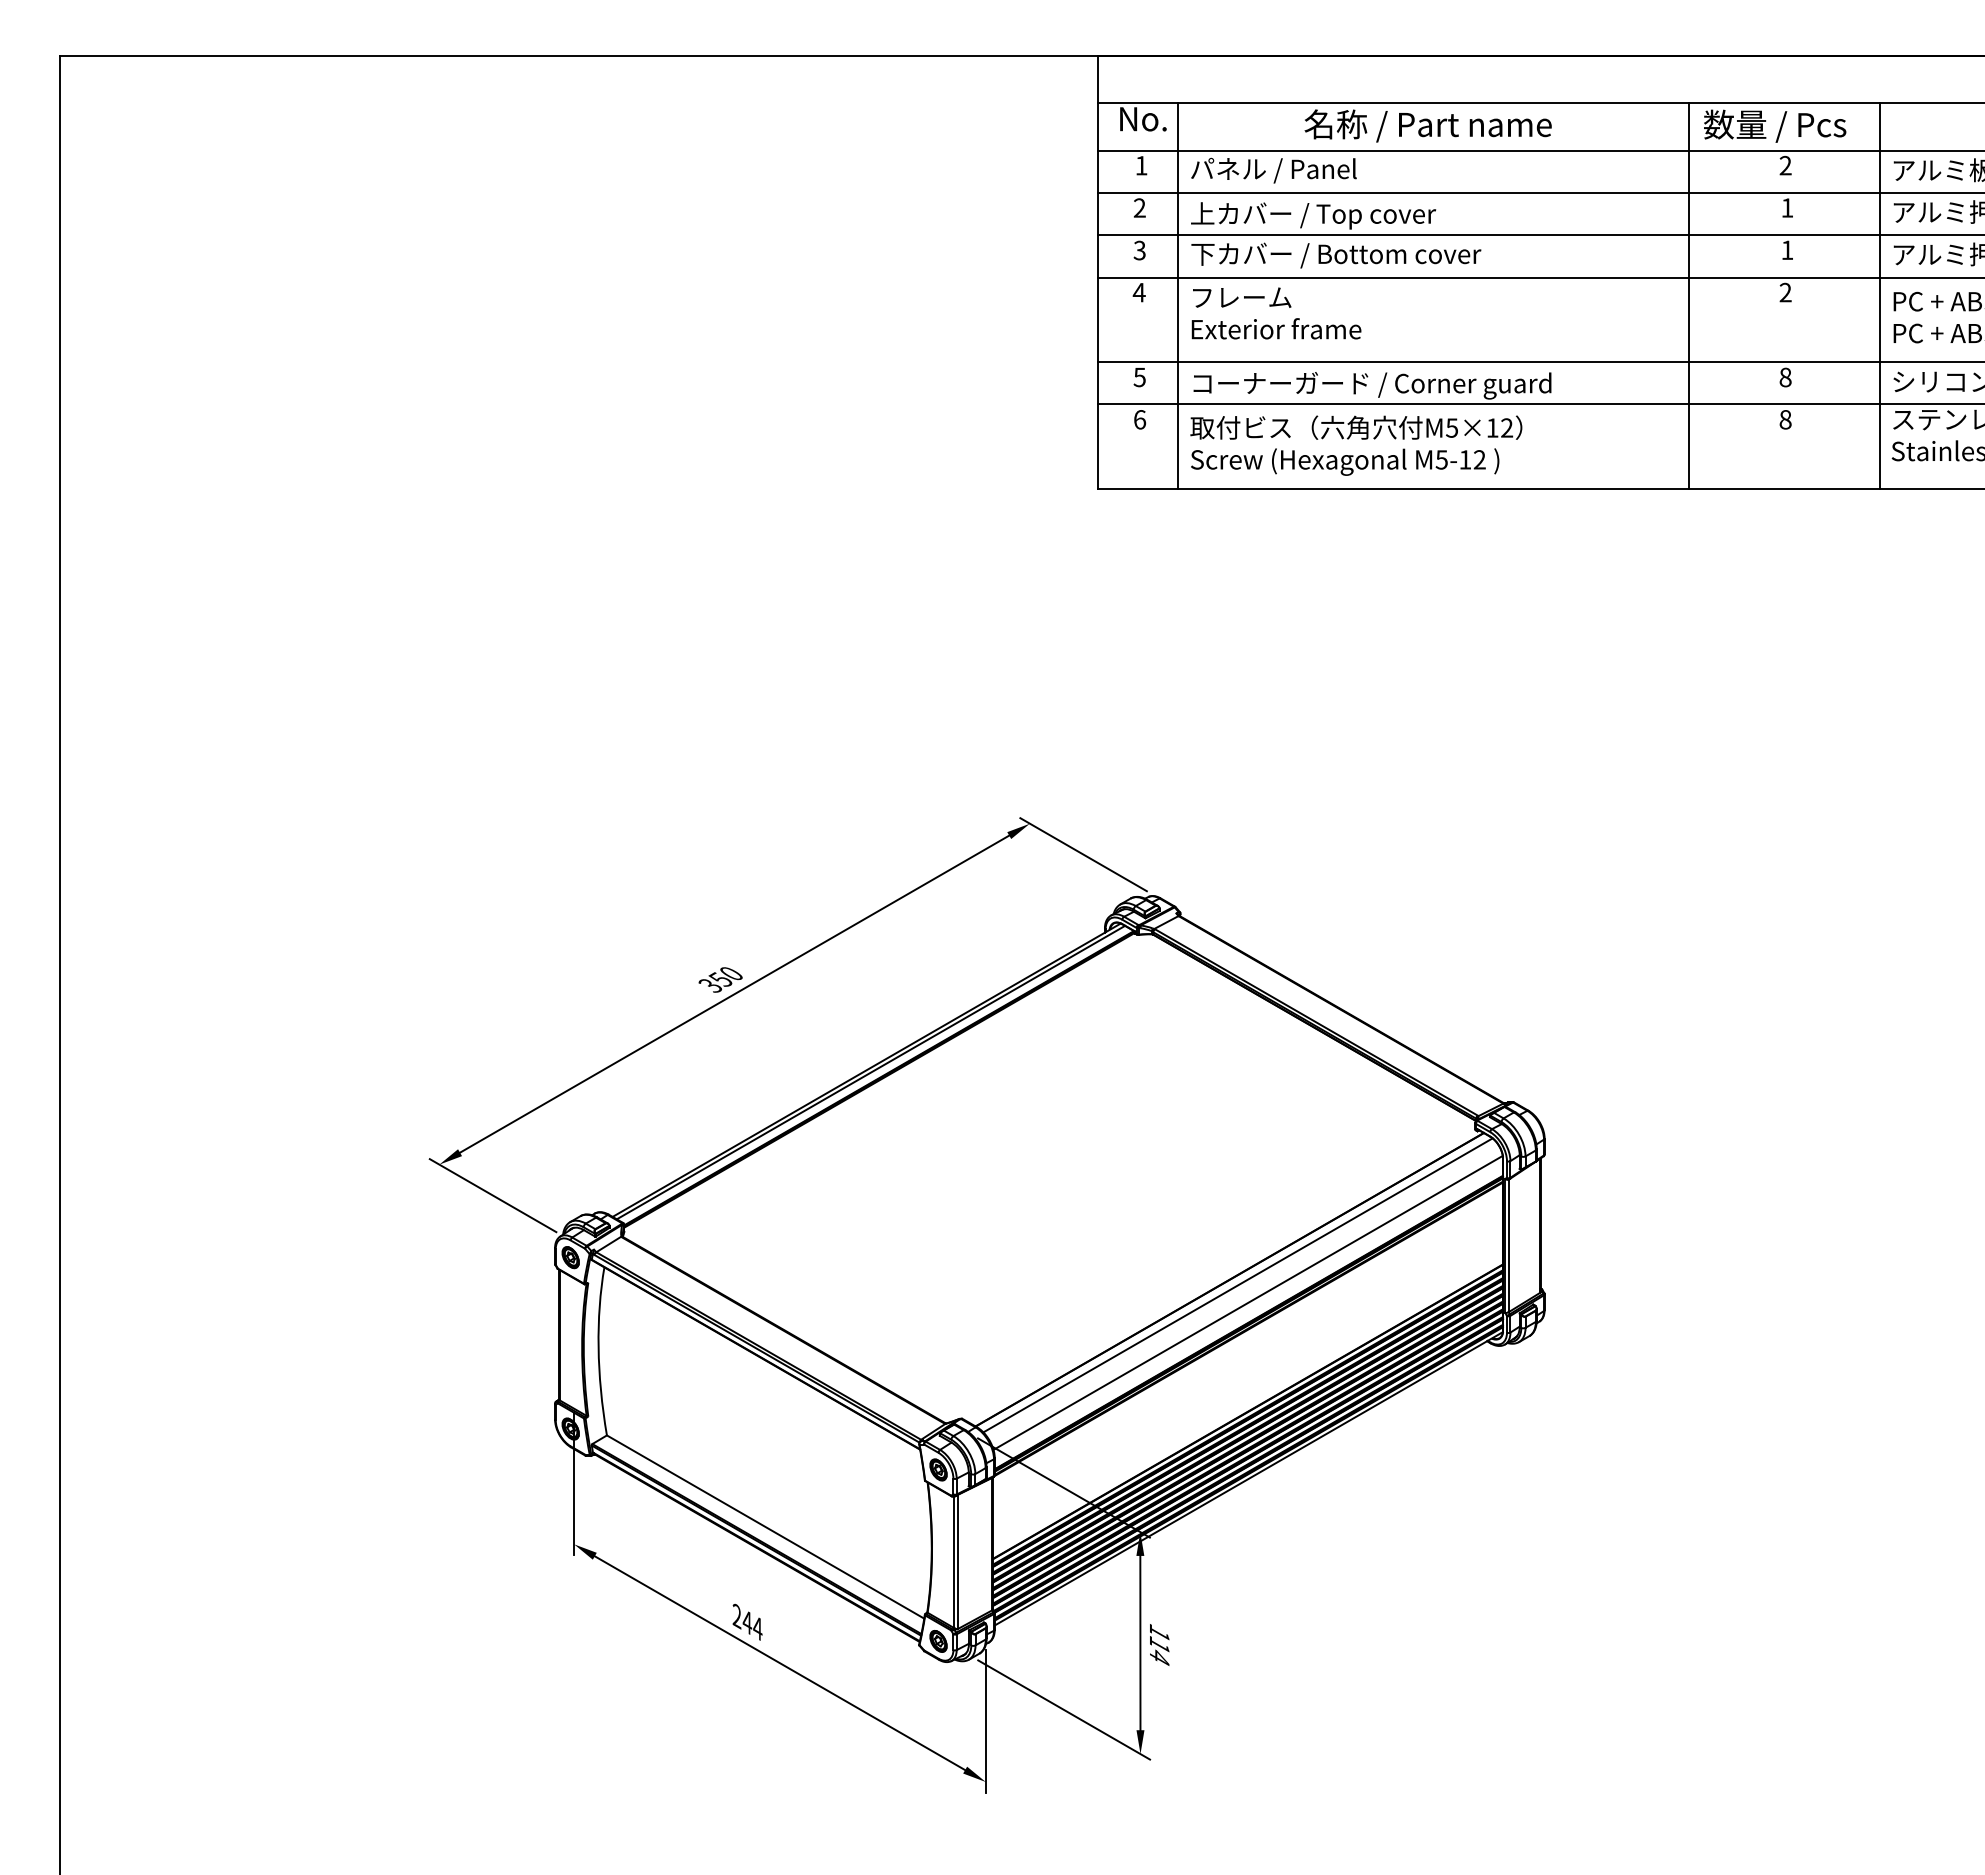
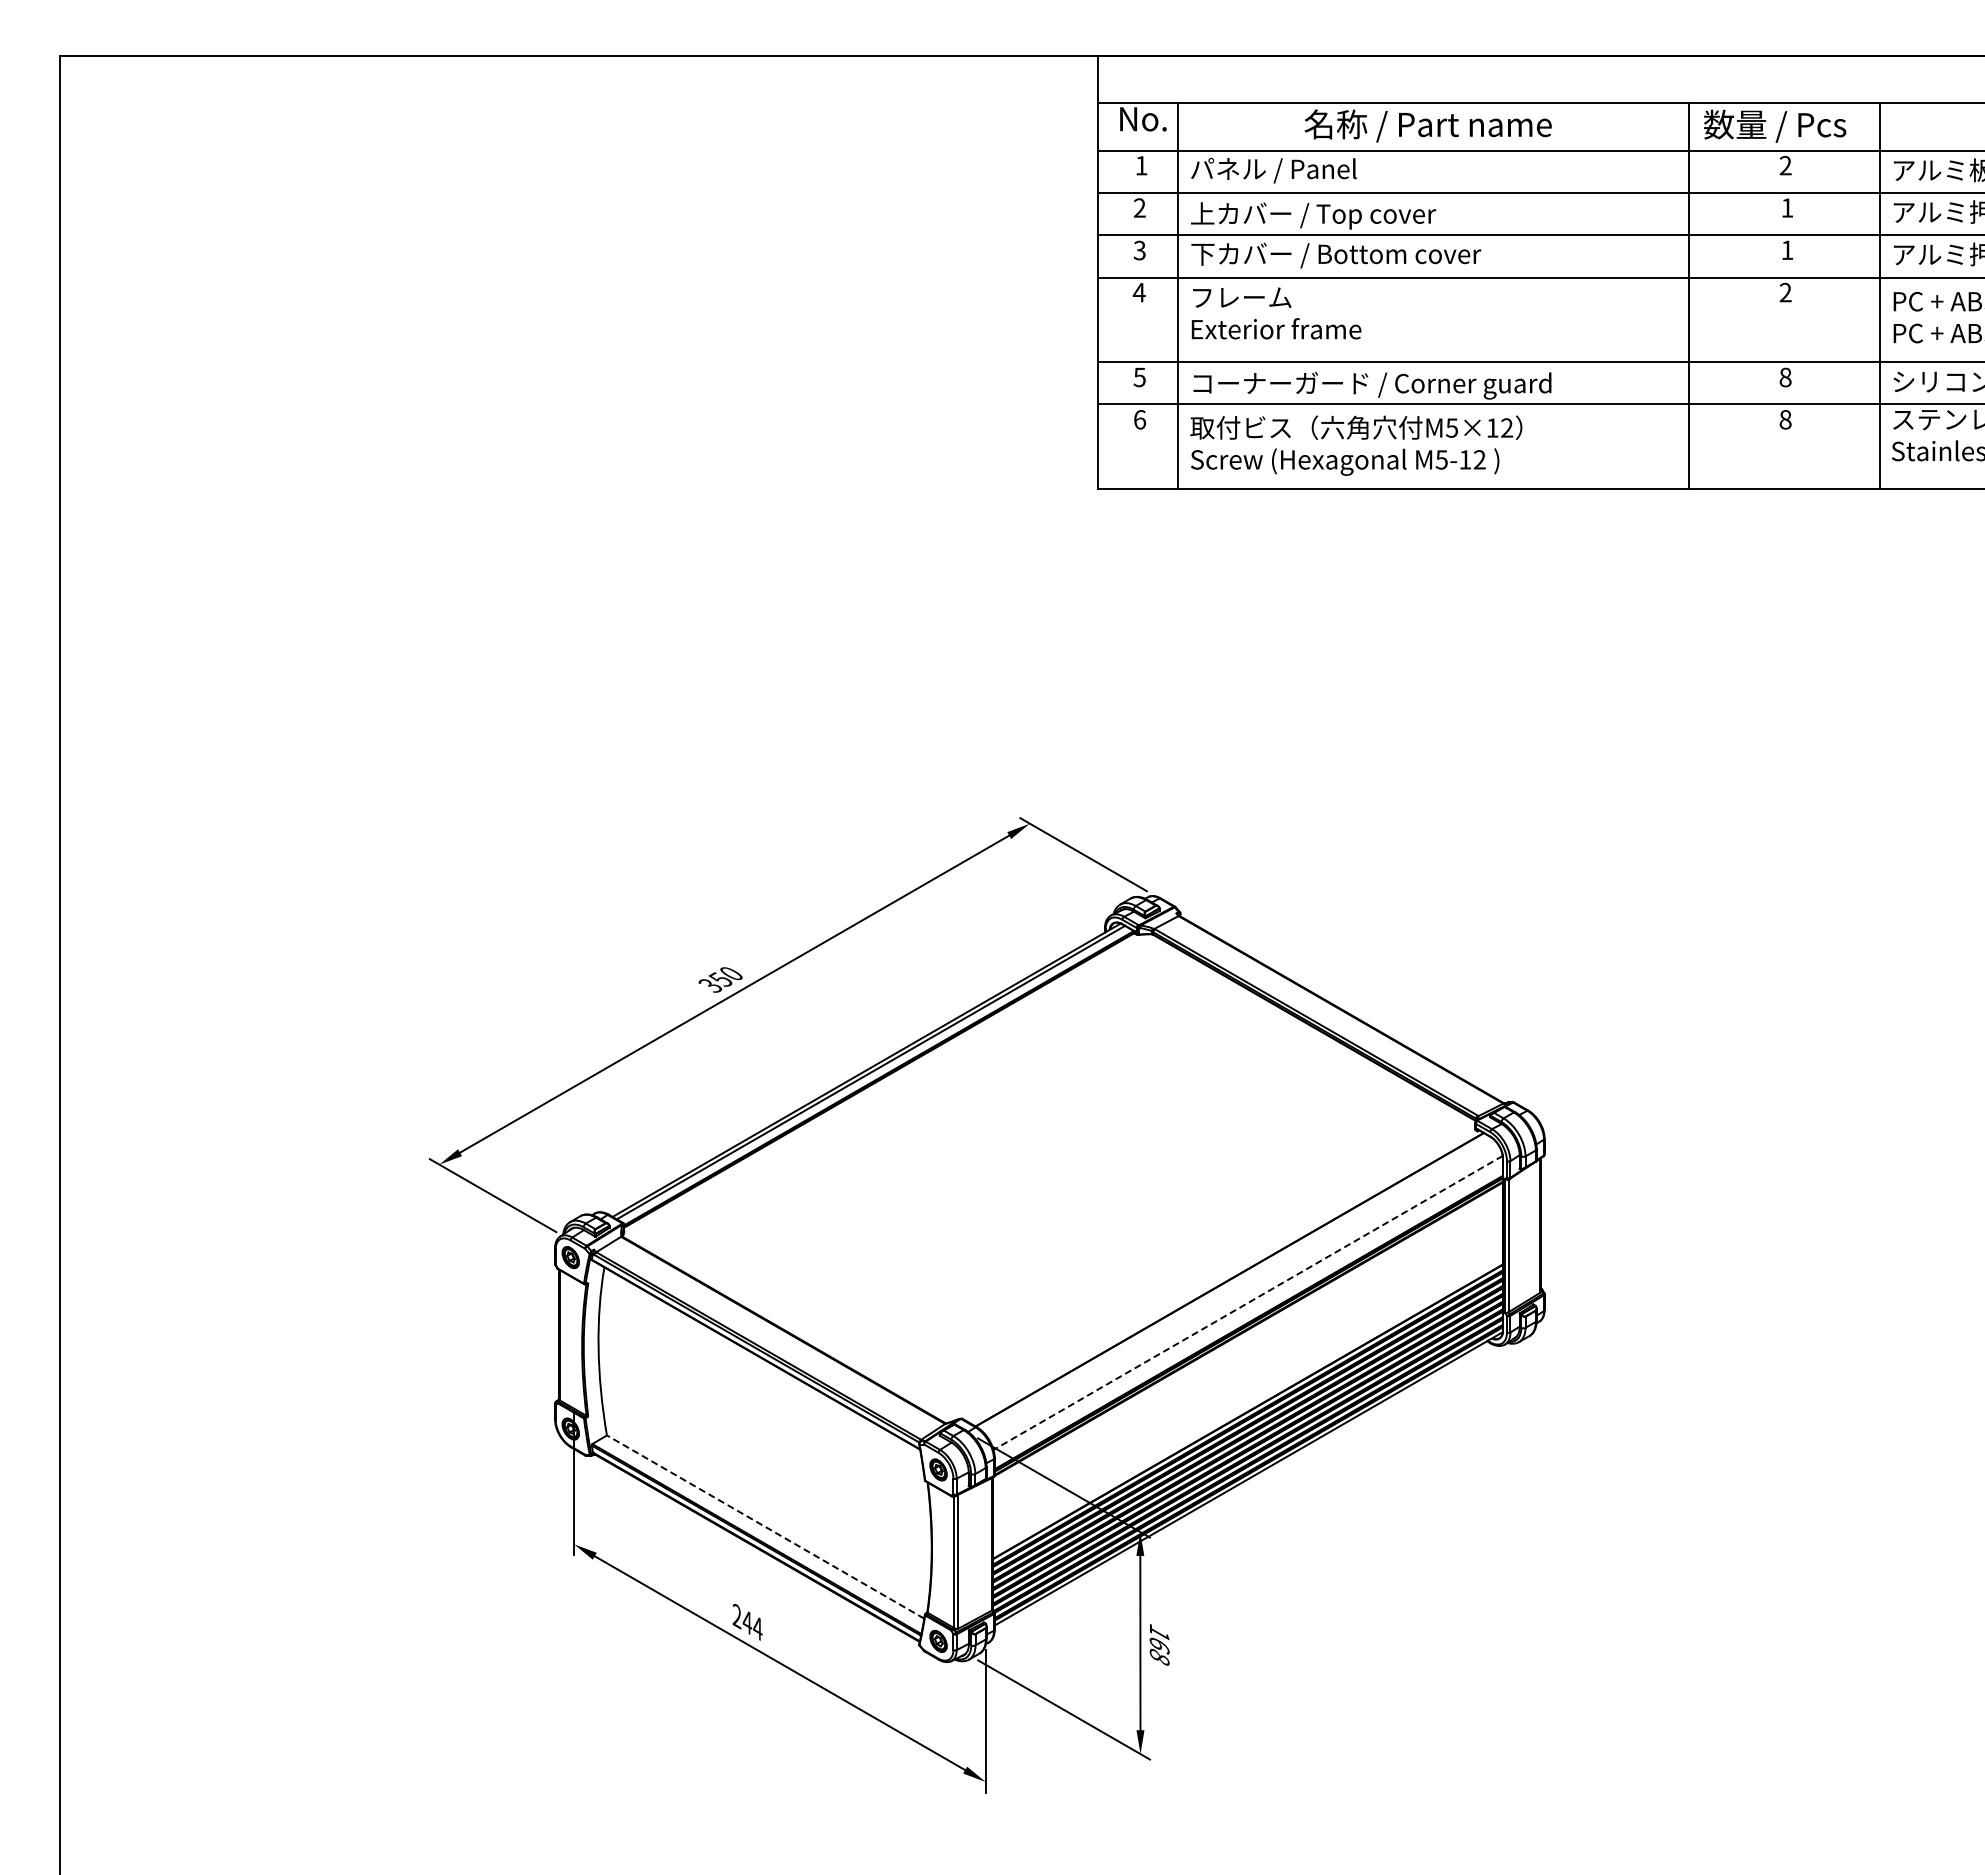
line: present -> none (1237, 1285)
line: solid -> dashed (1247, 1303)
line: solid -> dashed (765, 1526)
text: 114 -> 168 (1159, 1650)
